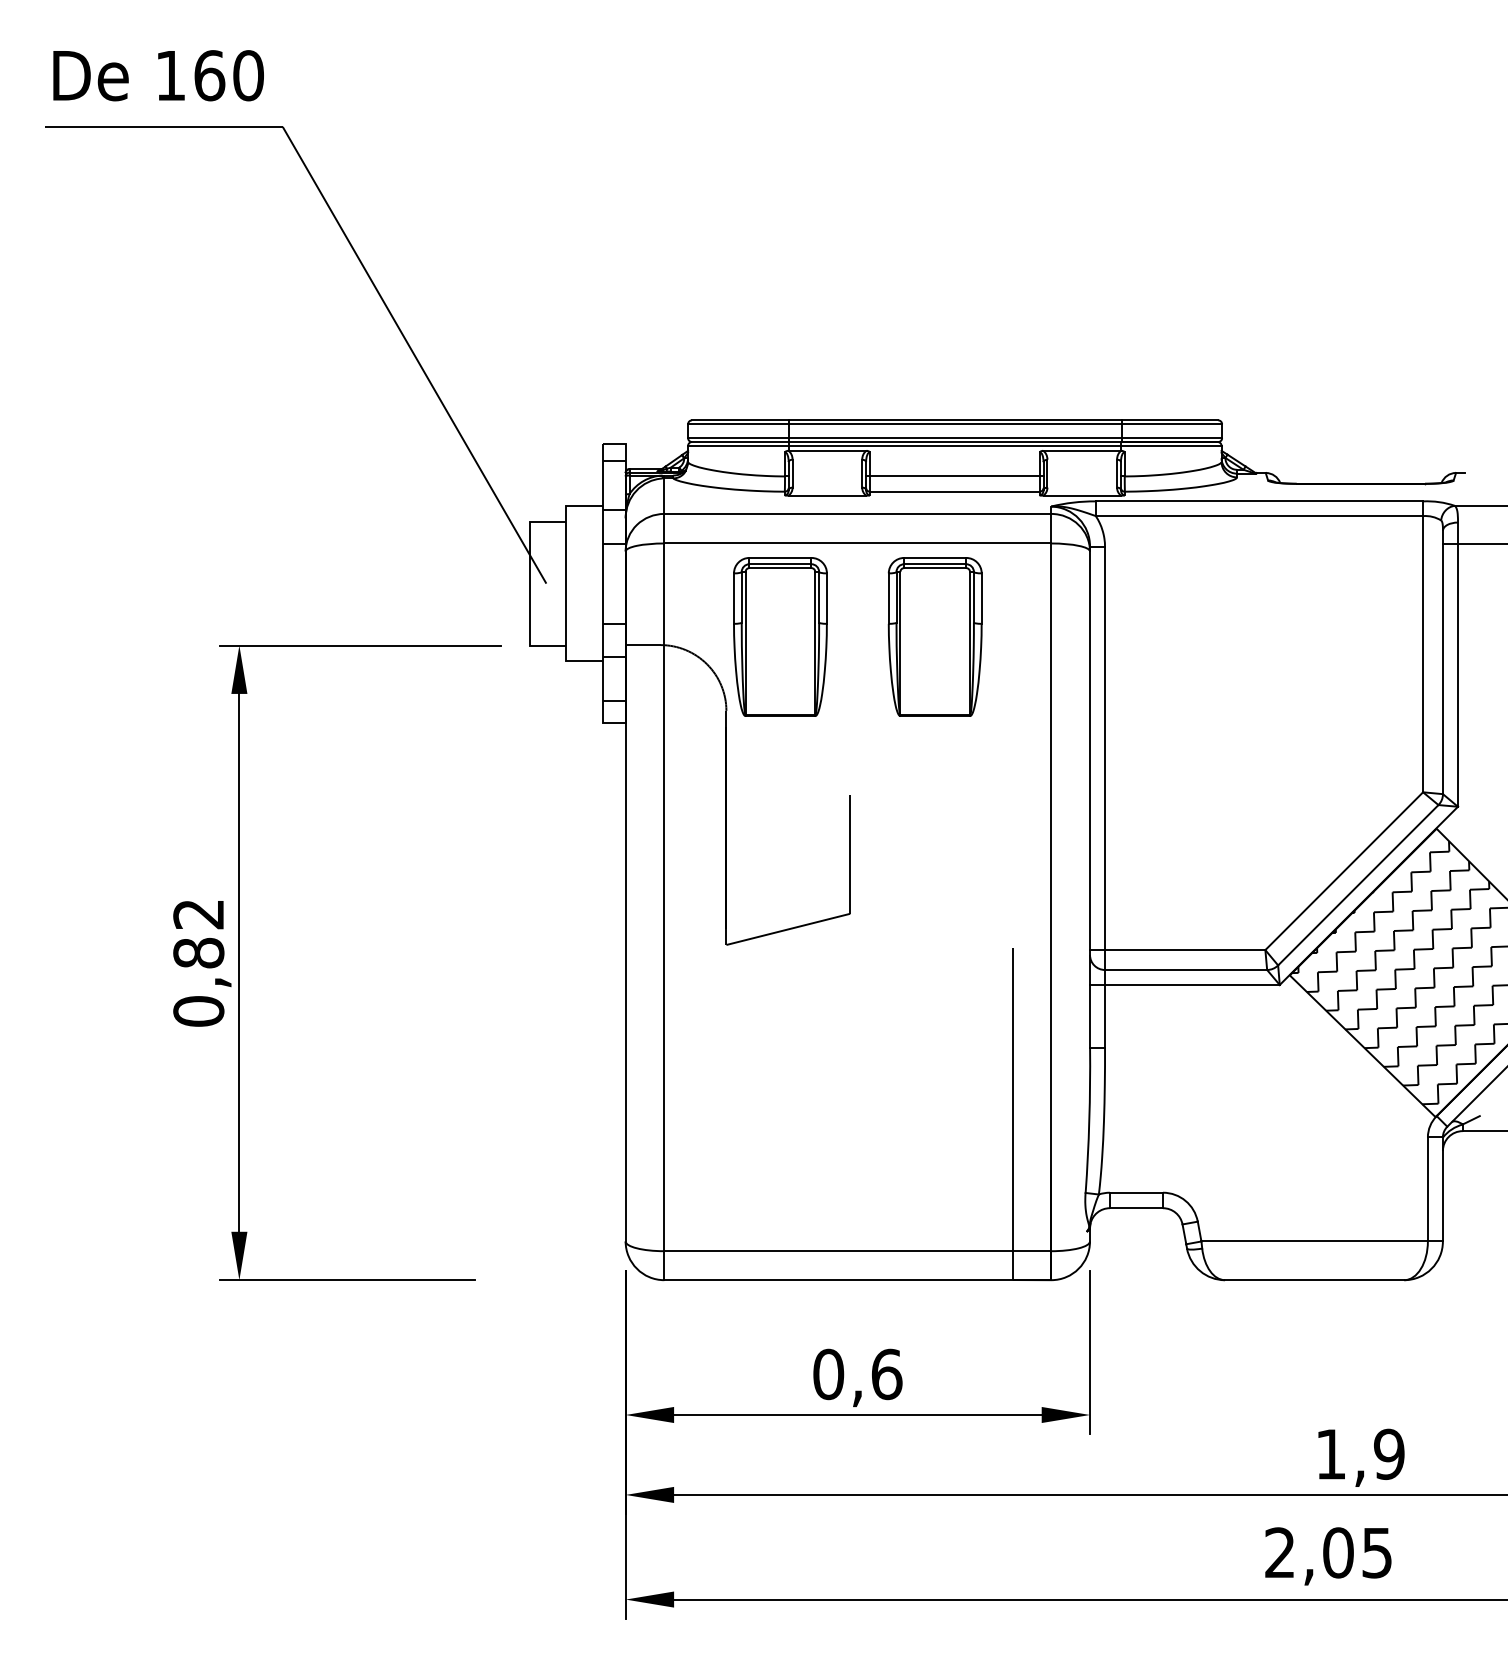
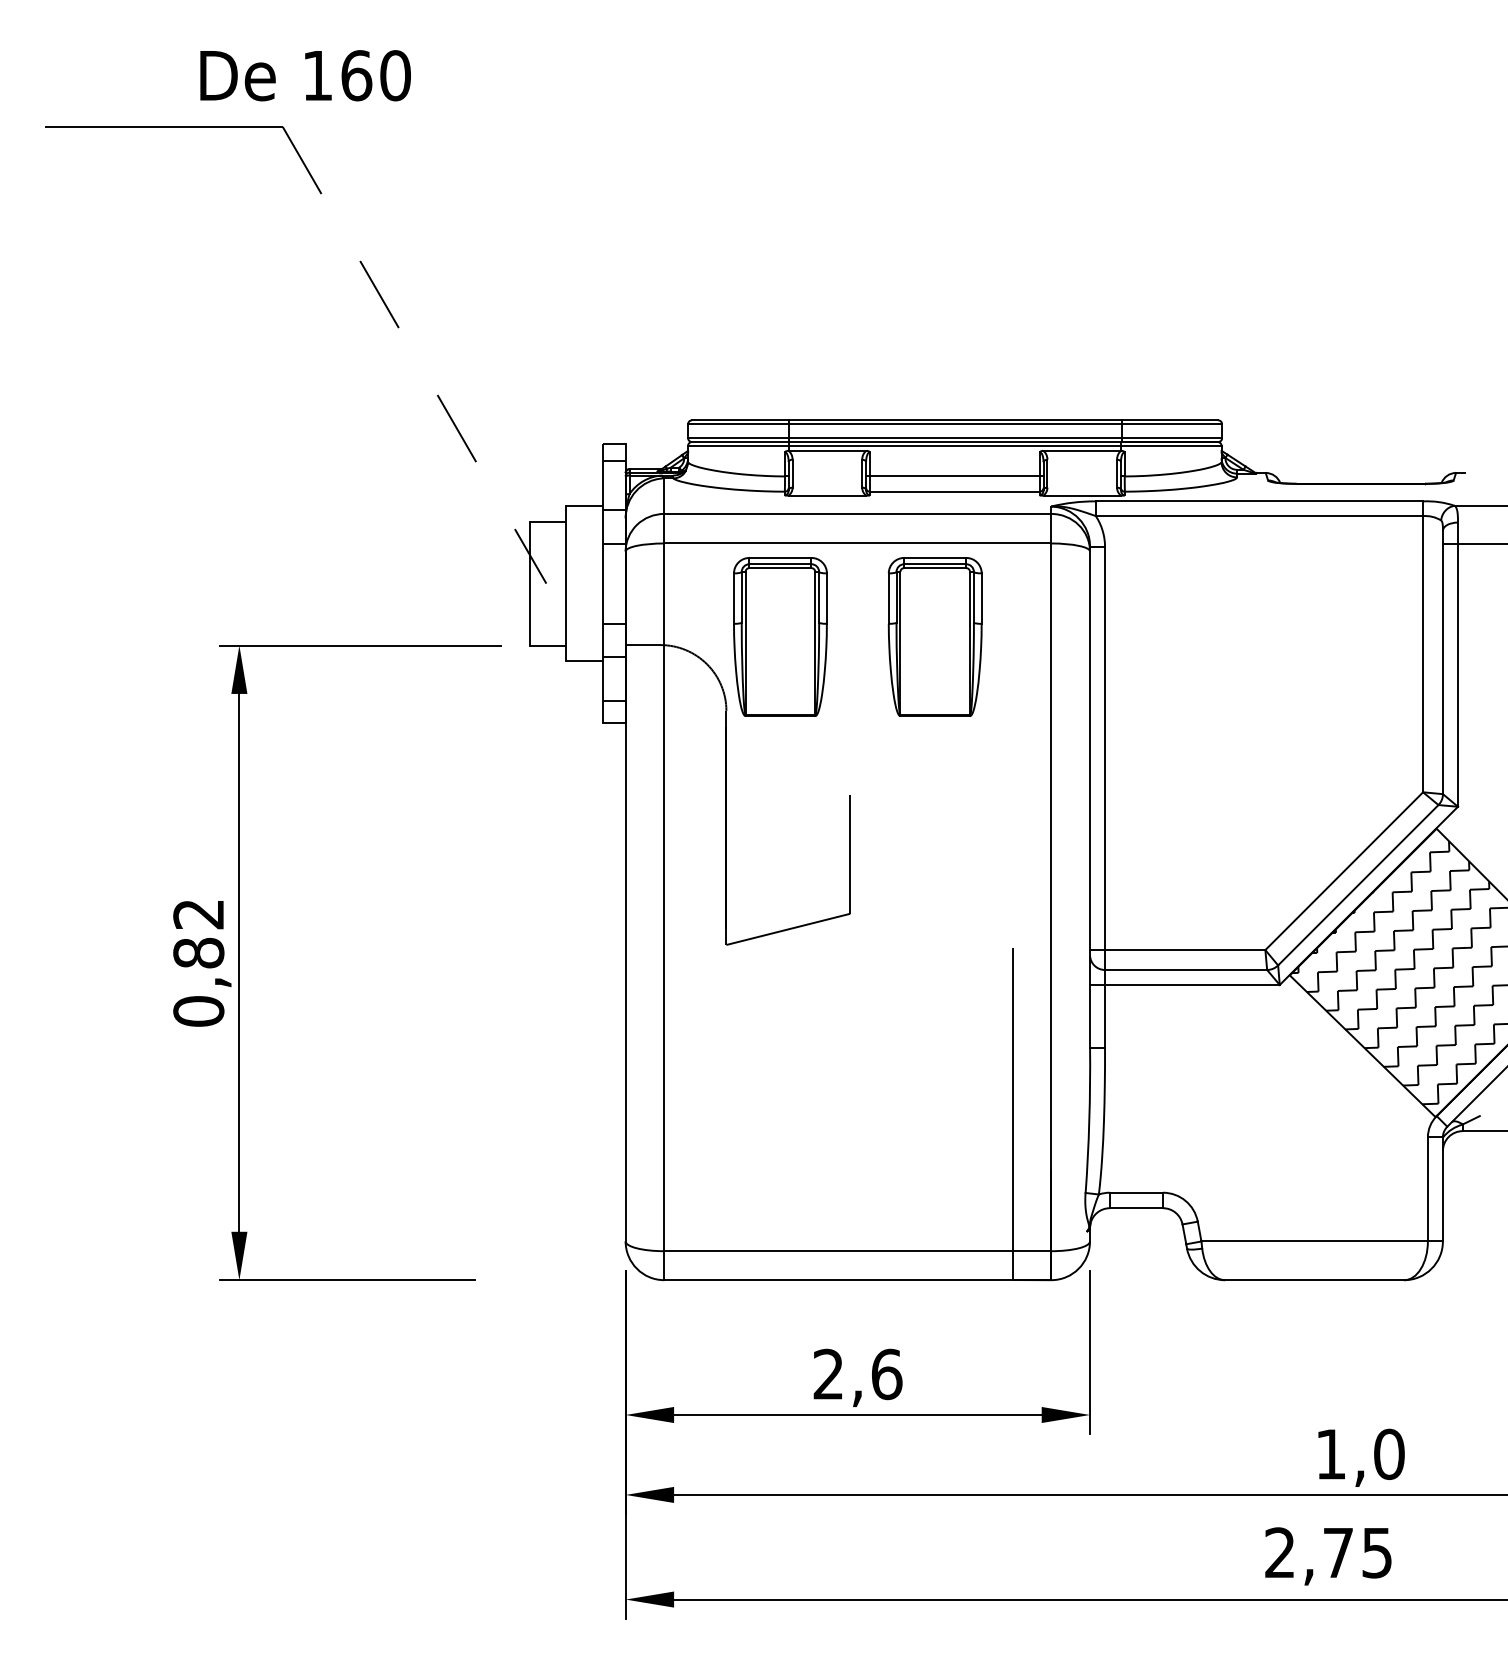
text position: (158, 75) -> (305, 75) (305, 75)
line: solid -> dashed (414, 355)
text: 0,6 -> 2,6 (828, 1374)
text: 1,9 -> 1,0 (1389, 1454)
text: 2,05 -> 2,75 (1338, 1552)
